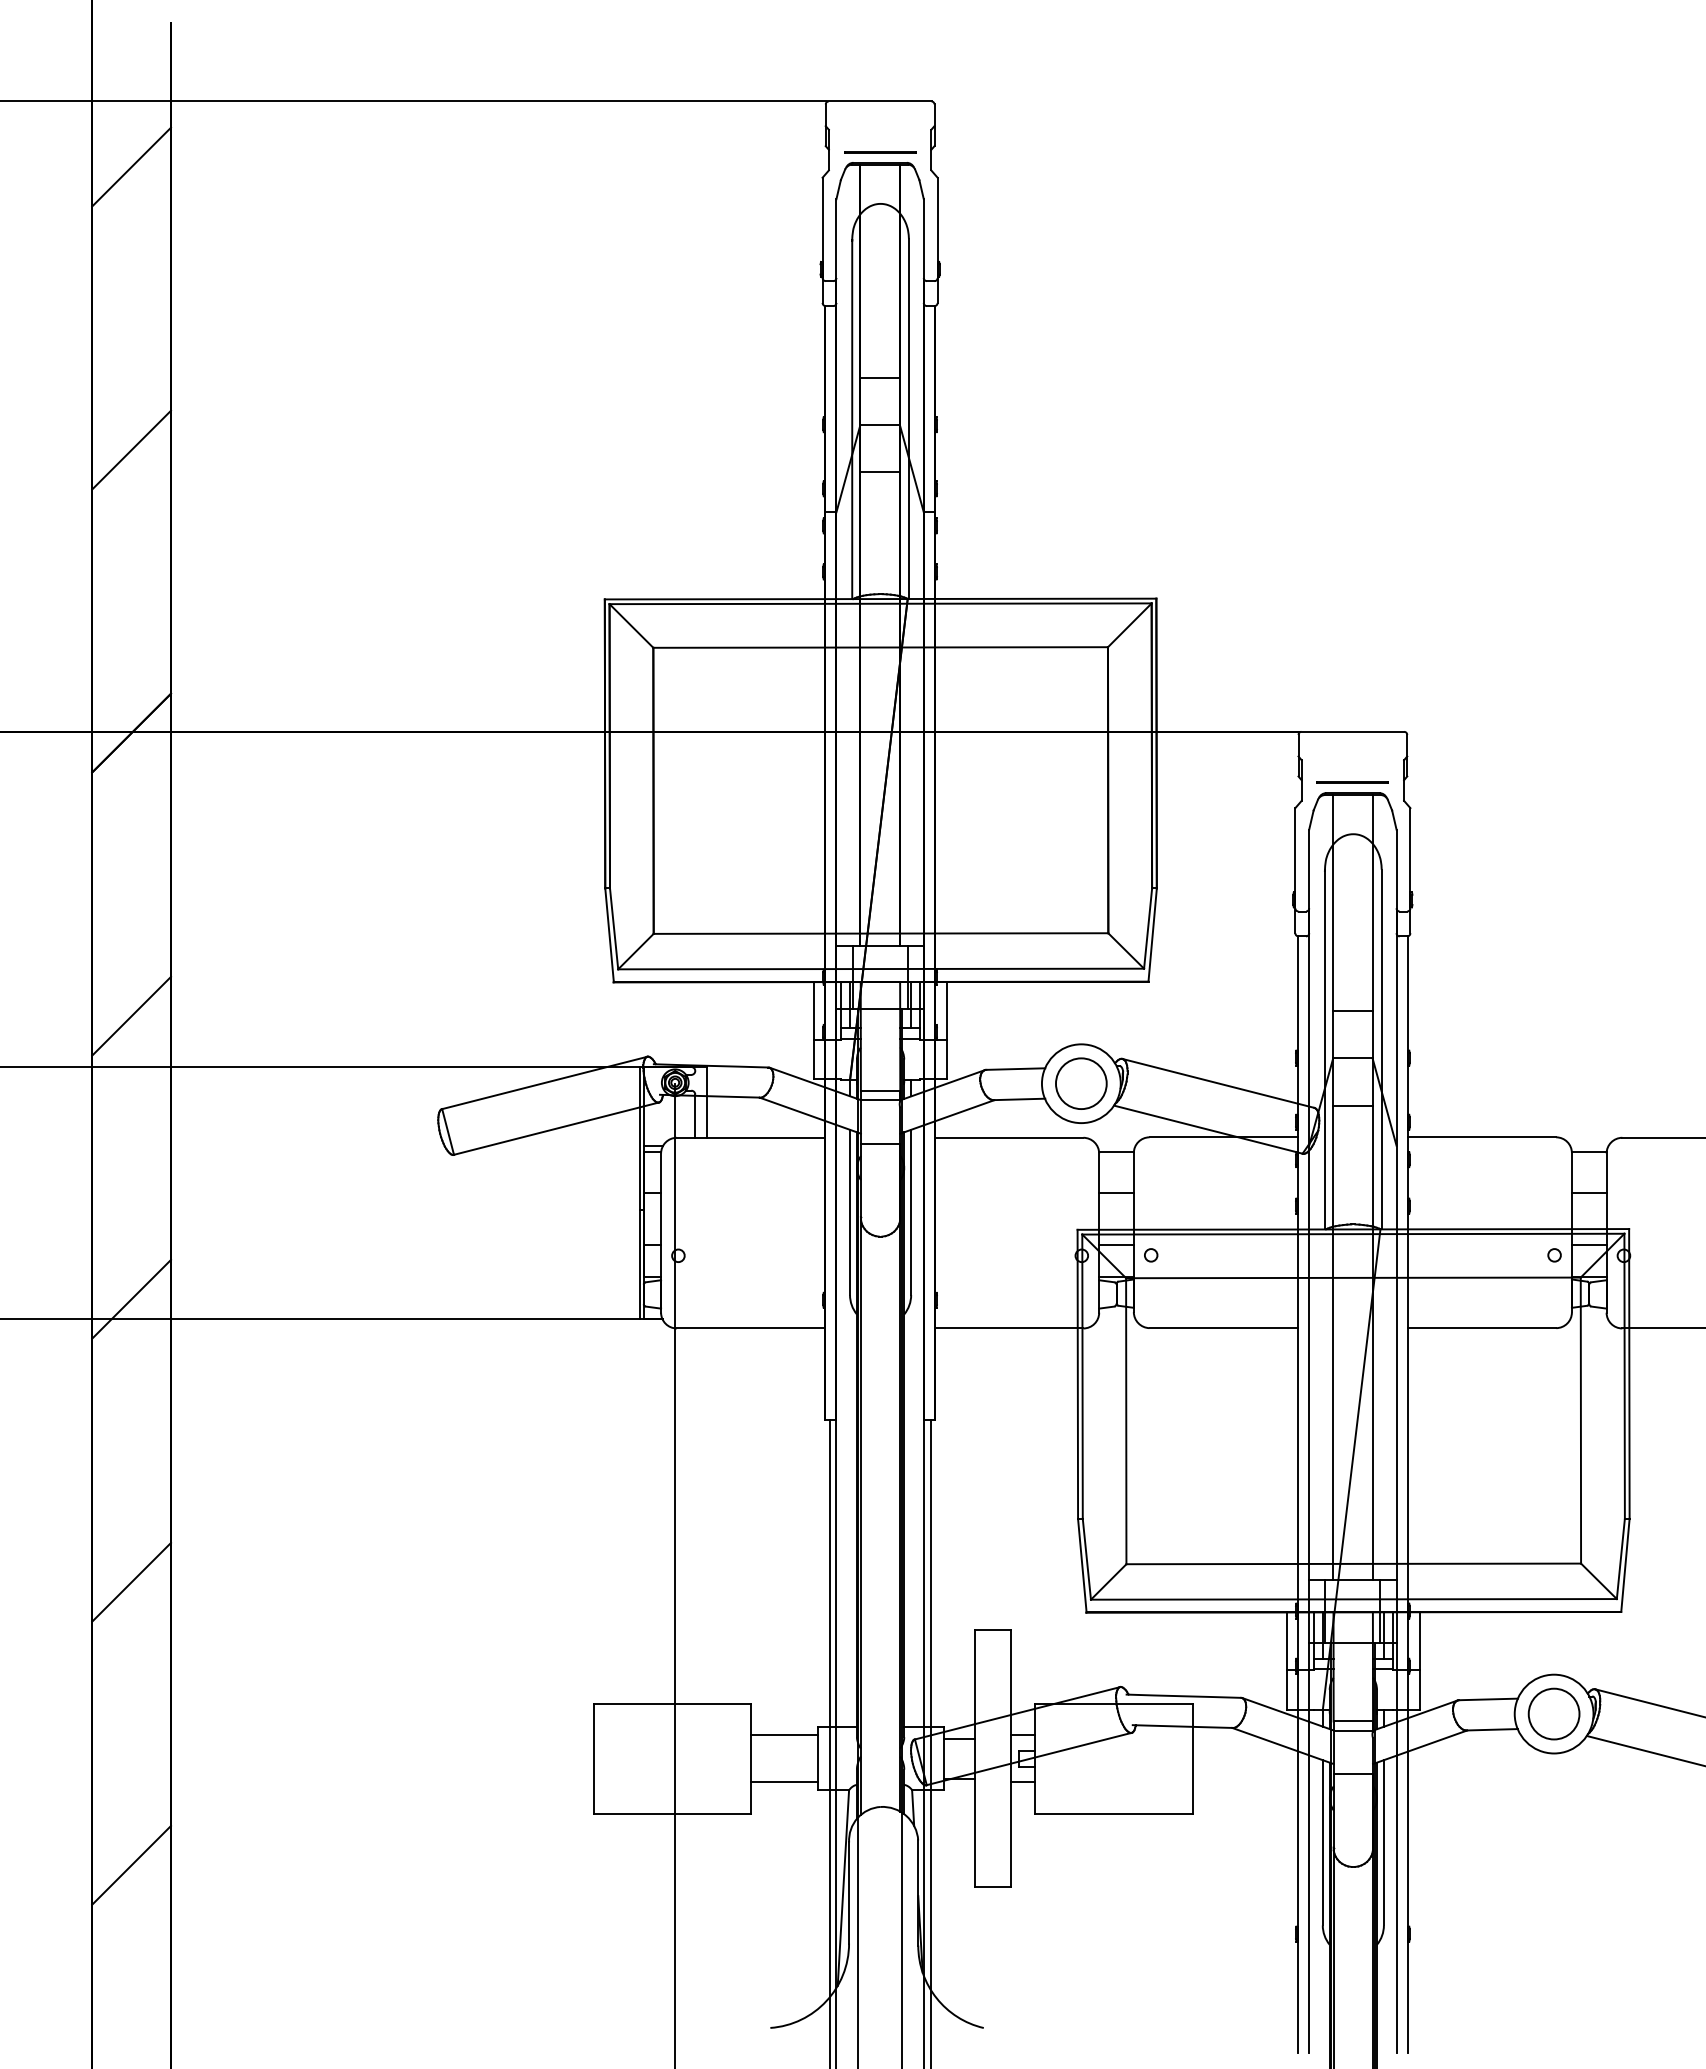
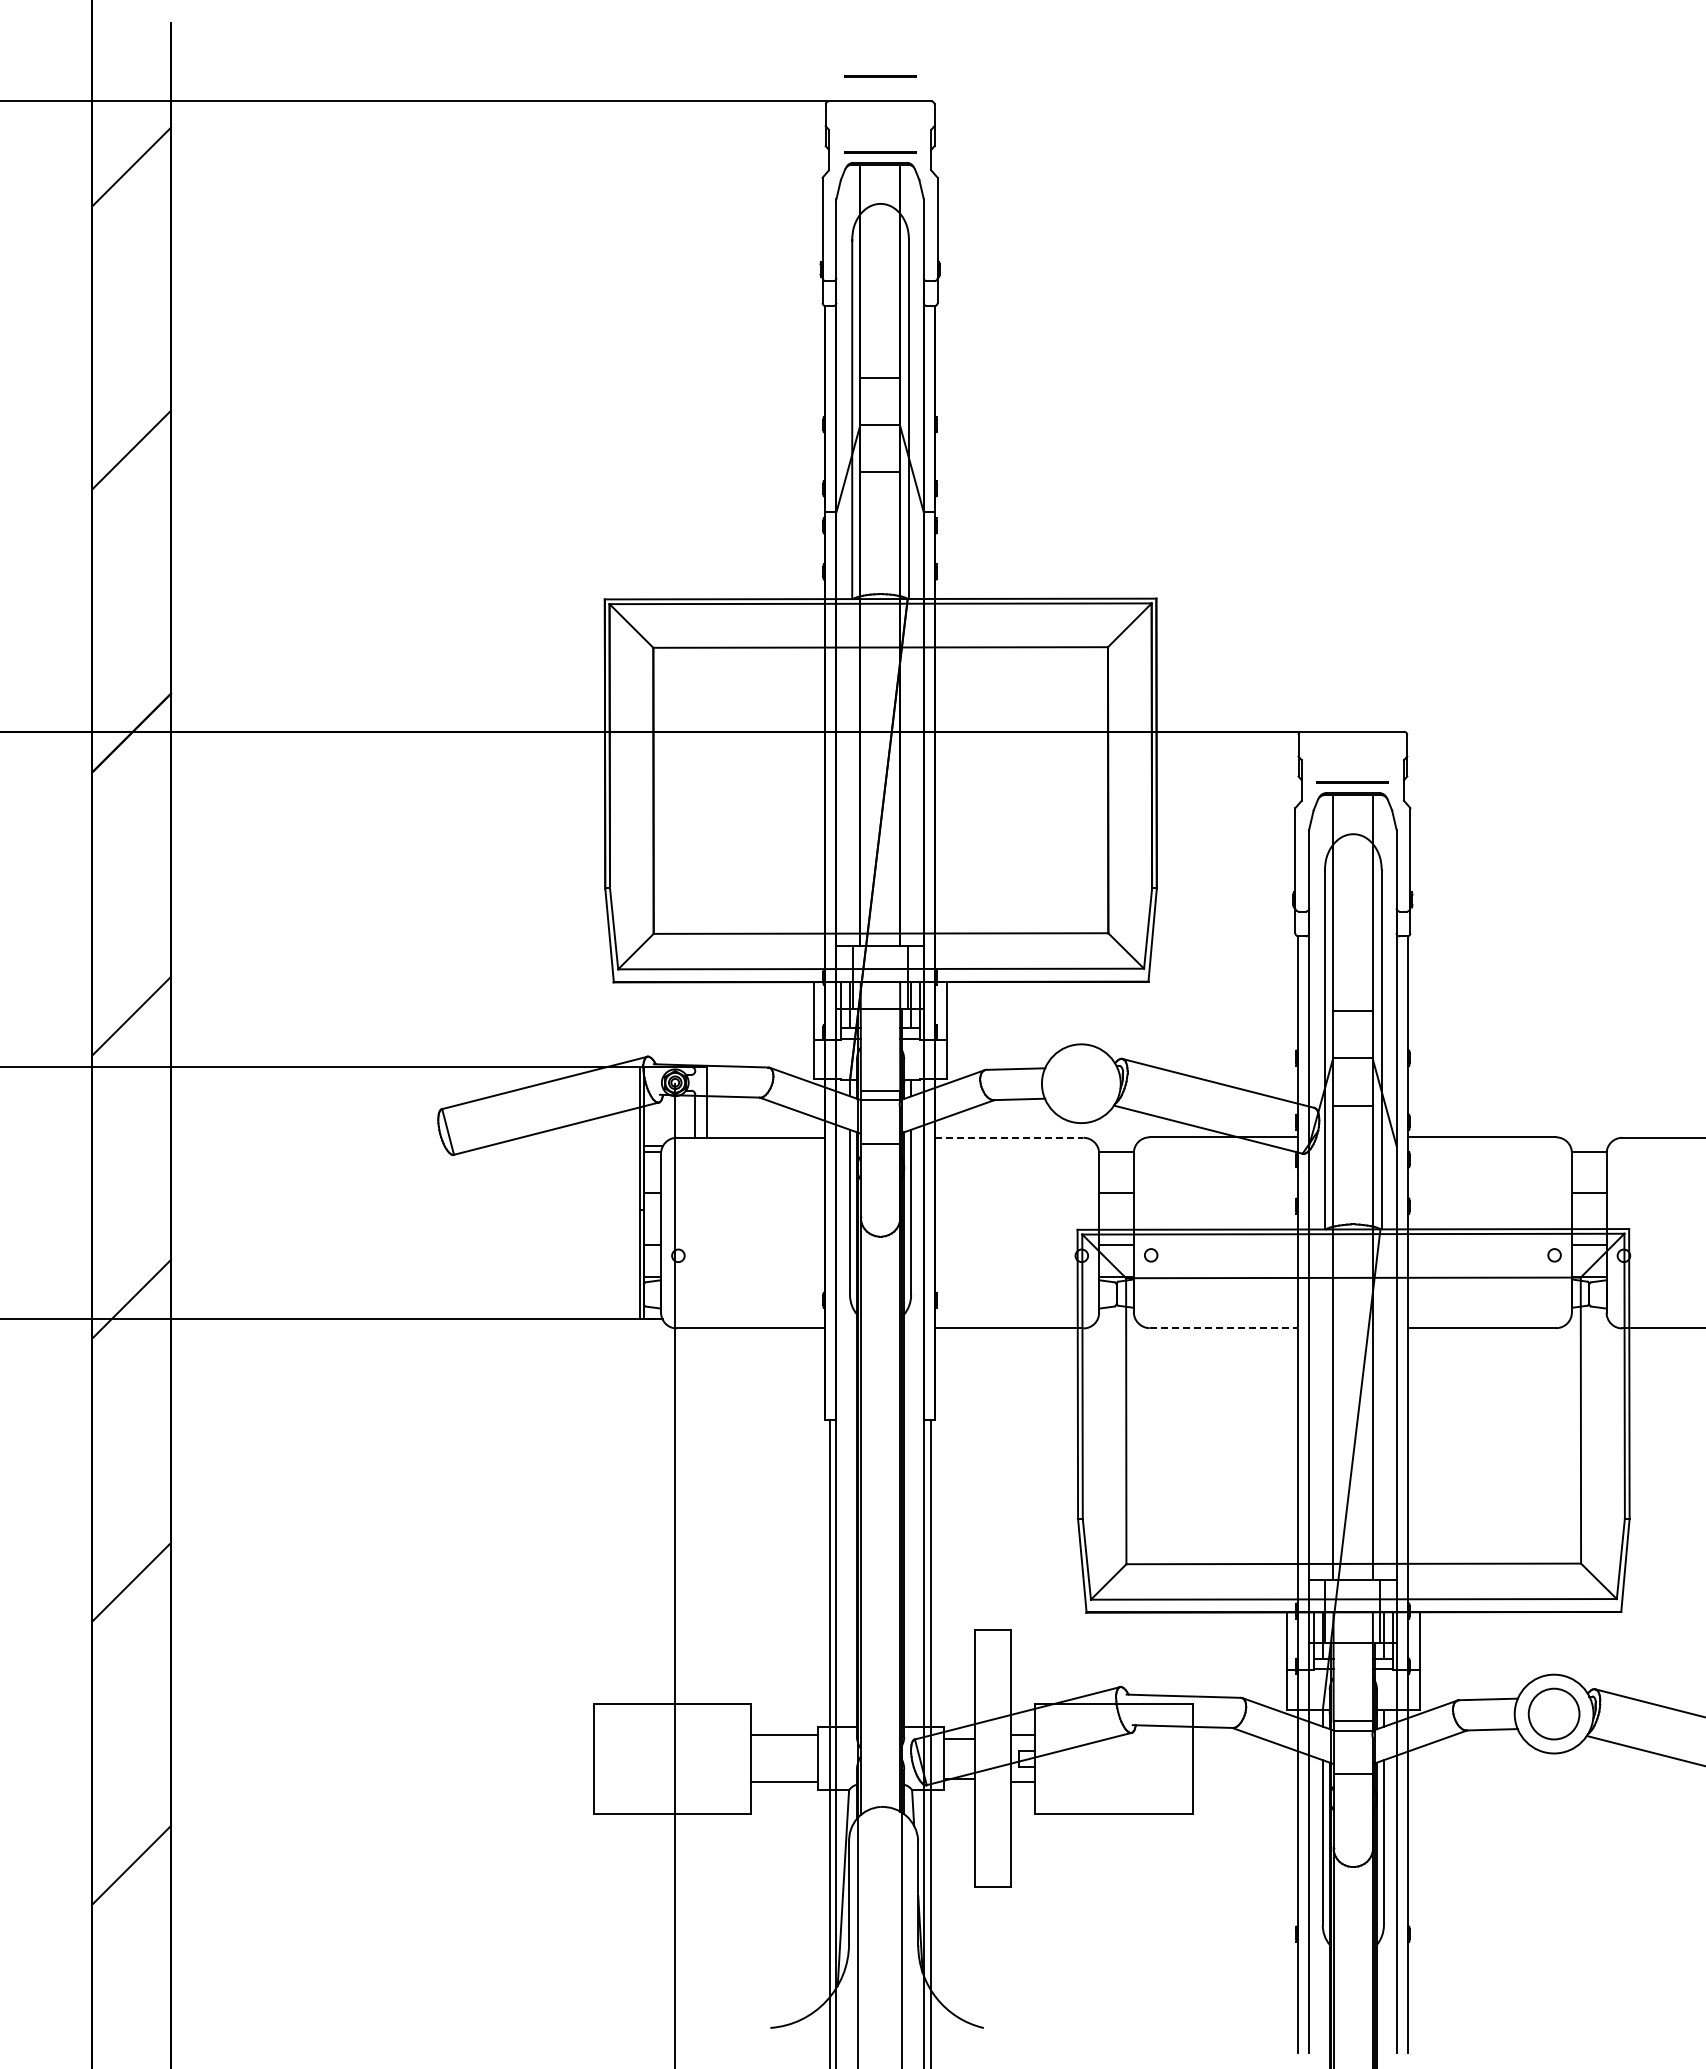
line: none -> present (880, 76)
circle: present -> none (1081, 1083)
line: solid -> dashed (1009, 1137)
line: solid -> dashed (1224, 1328)
